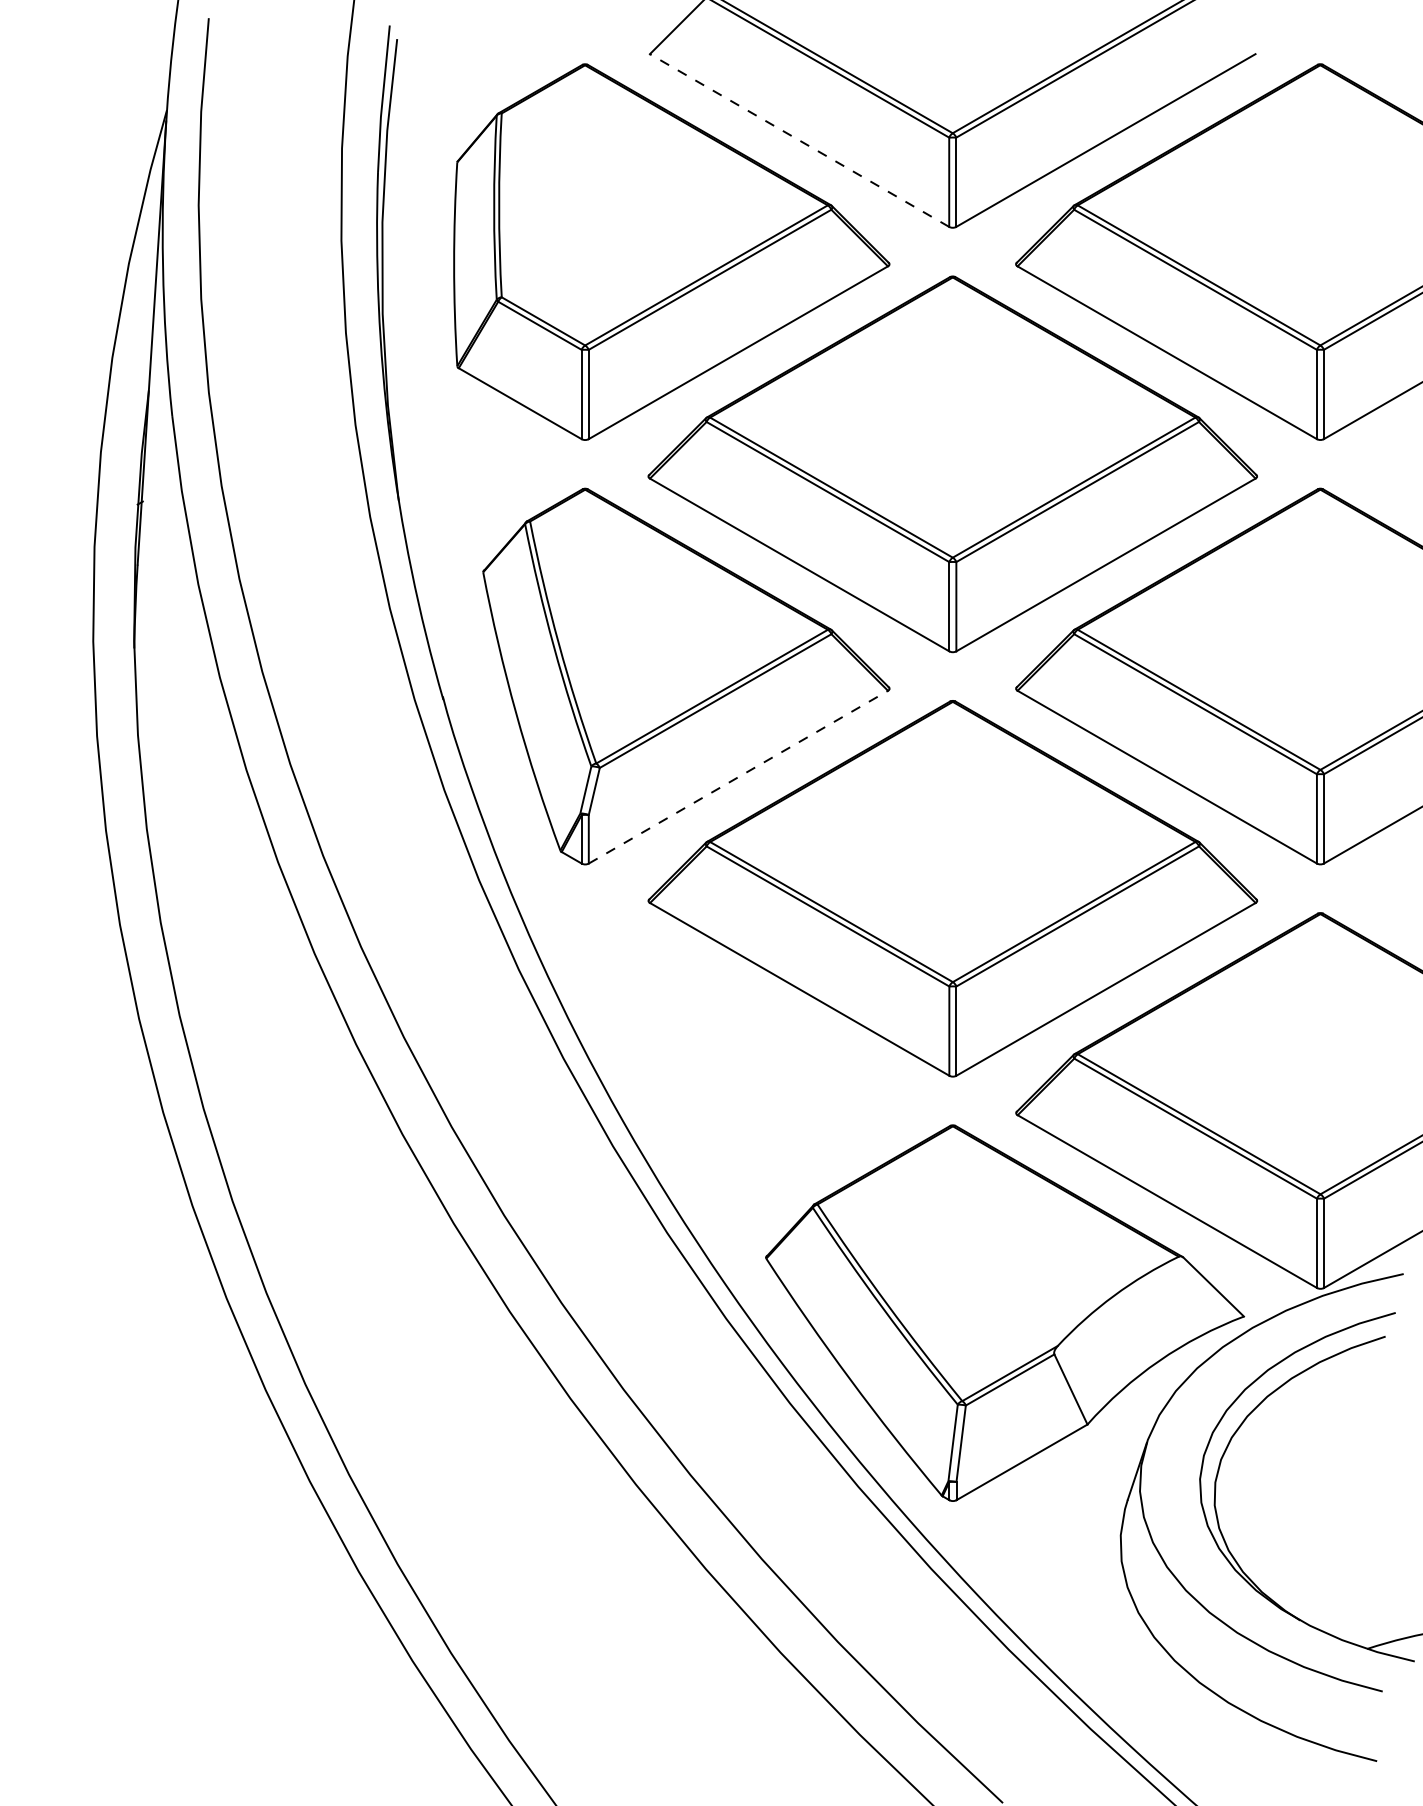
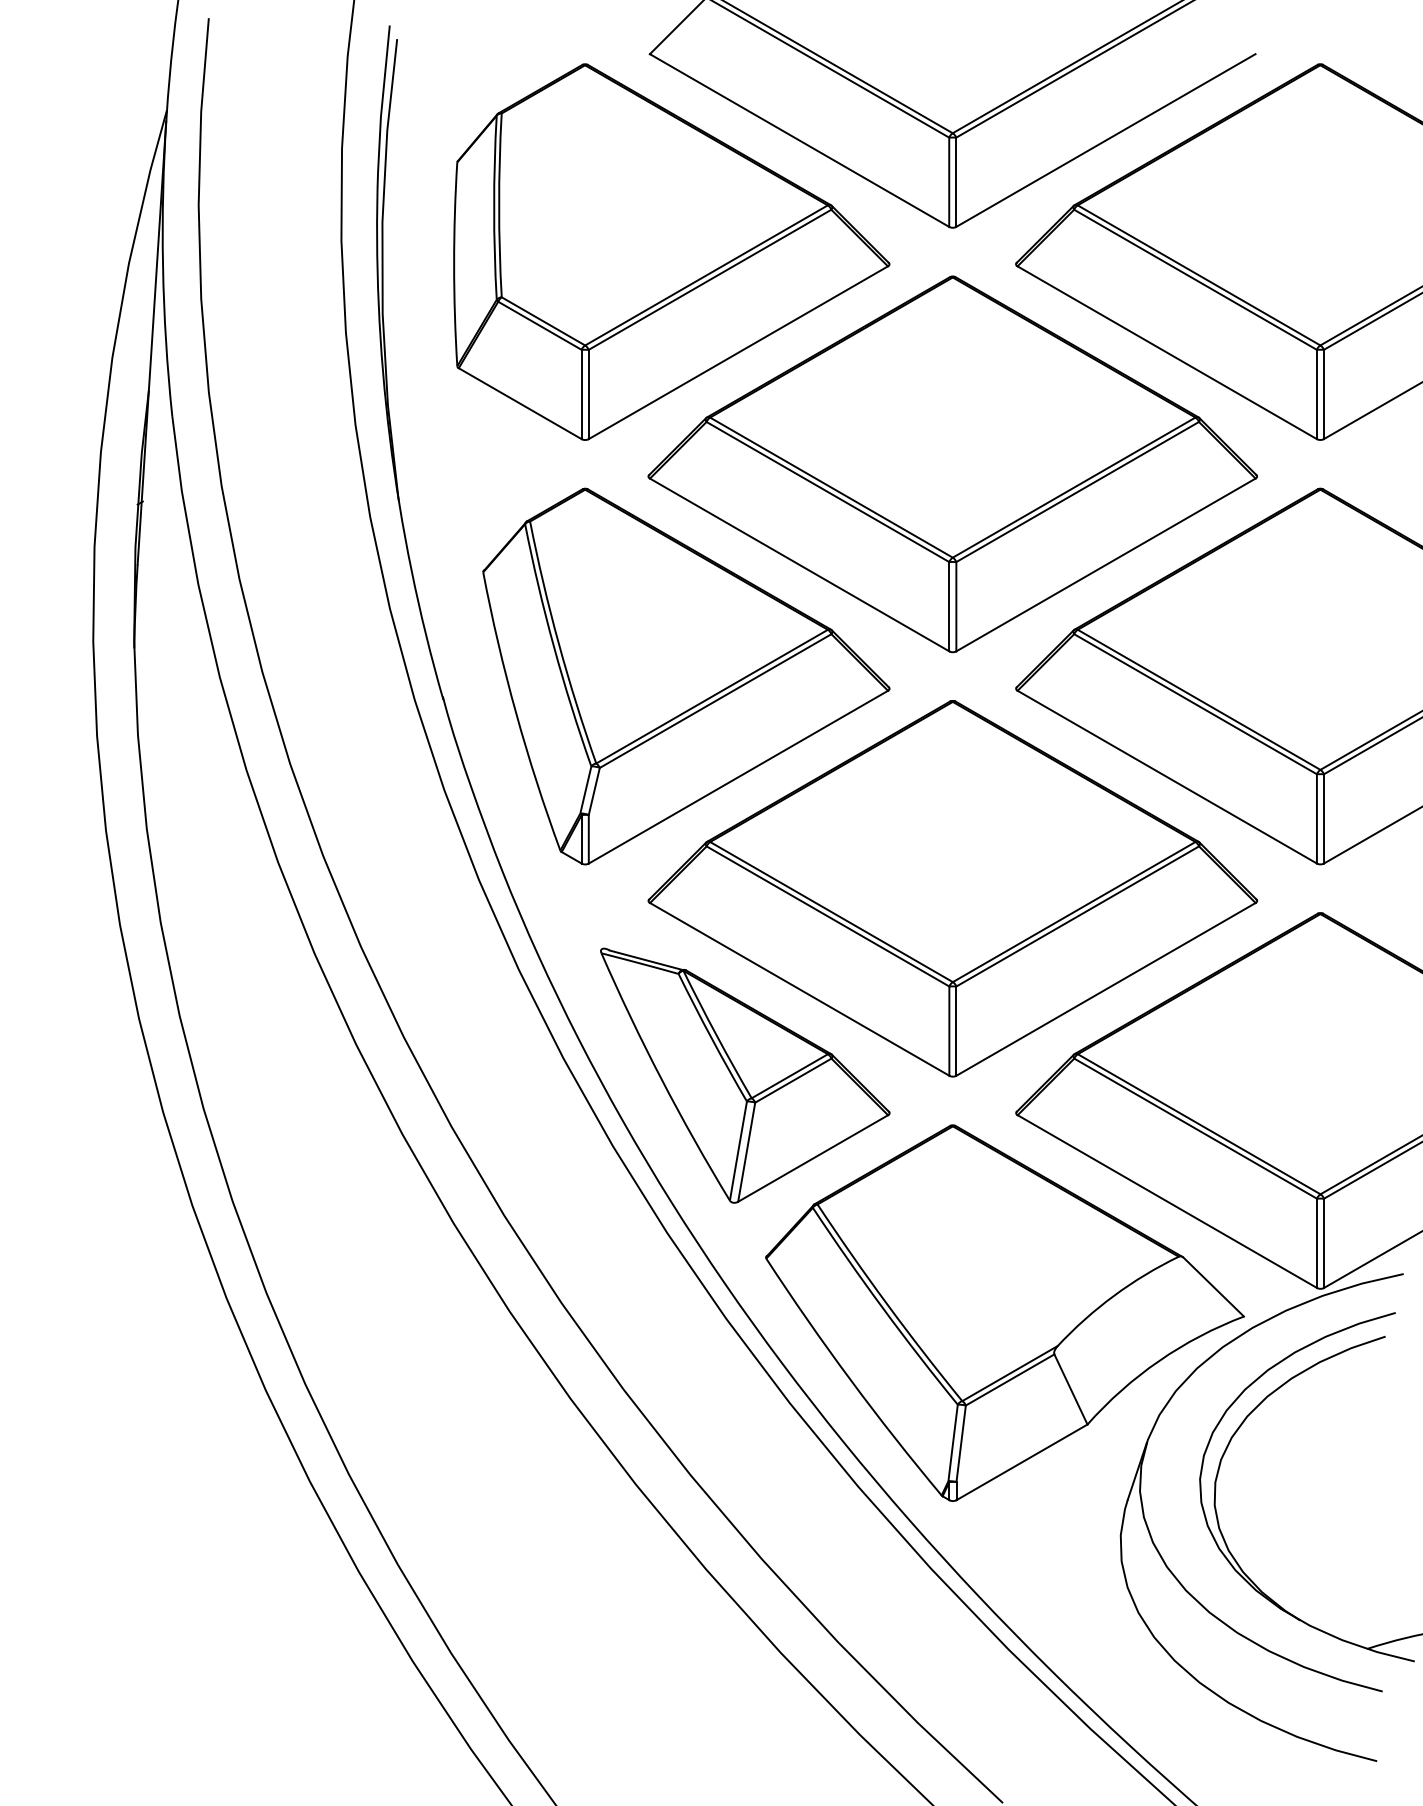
line: dashed -> solid (799, 140)
line: dashed -> solid (738, 777)
part: none -> present (745, 1075)
